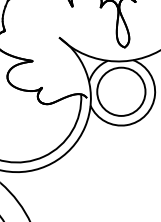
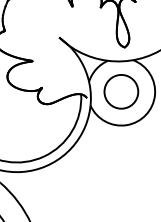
circle diameter: 48 px -> 34 px (121, 91)
